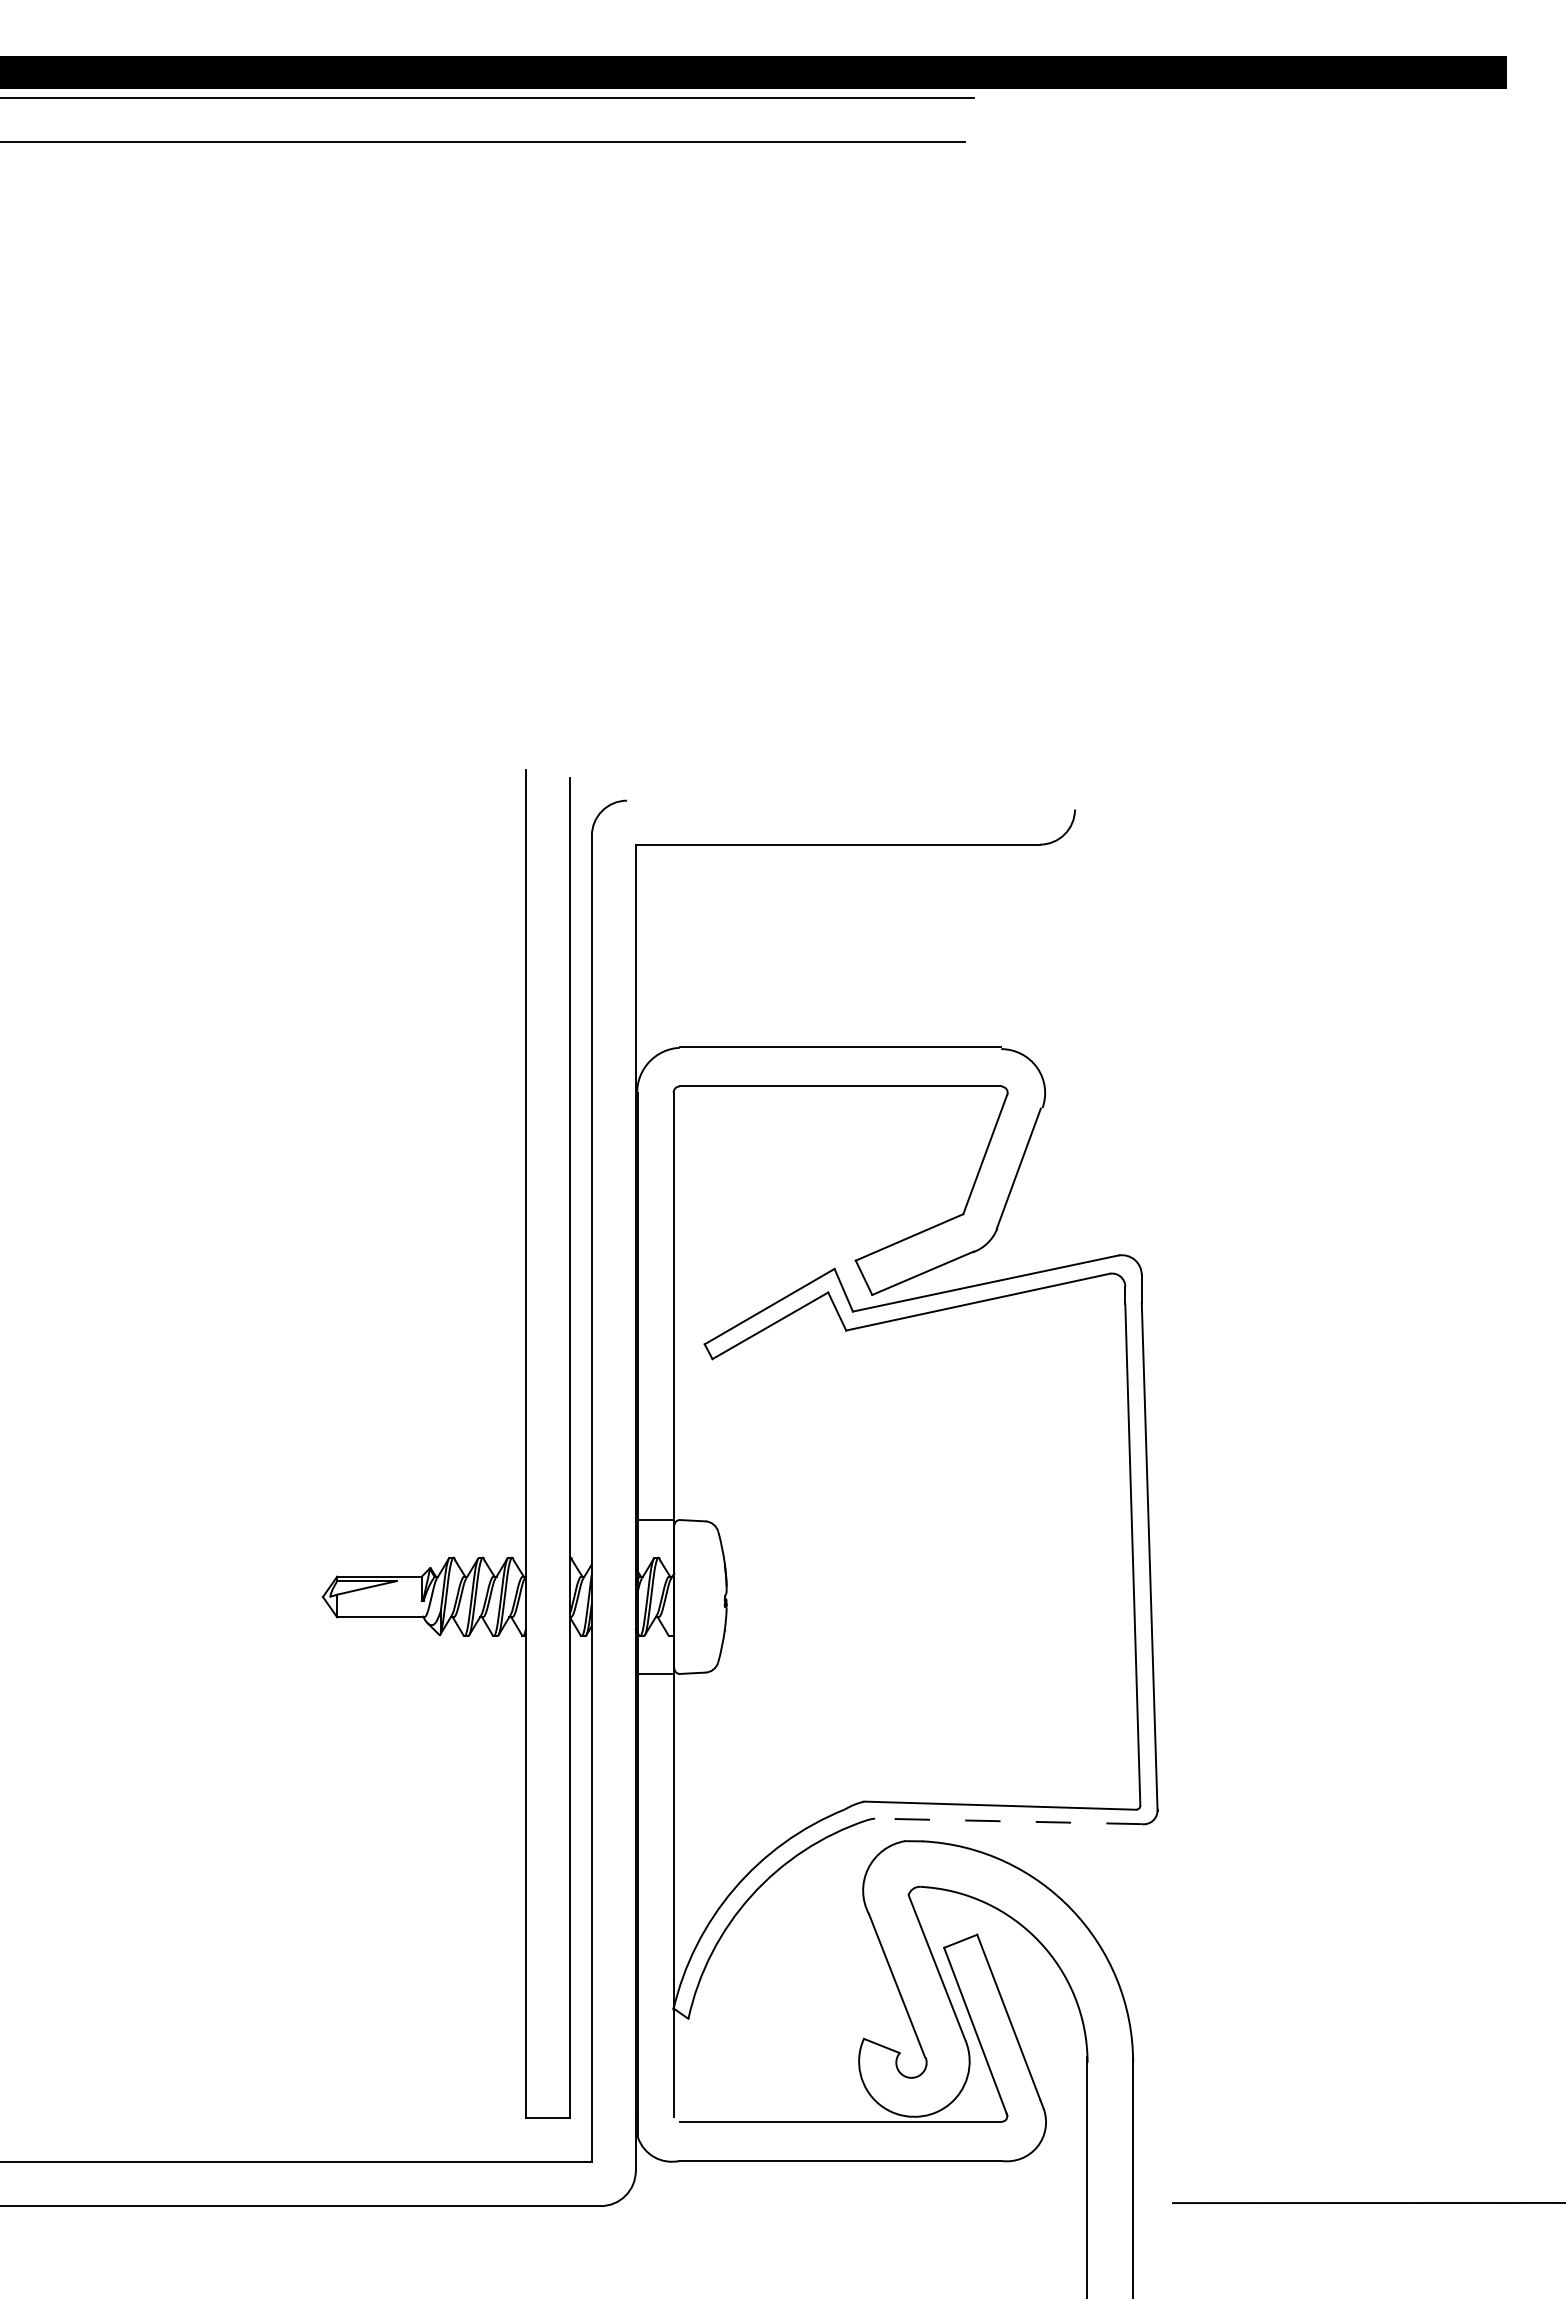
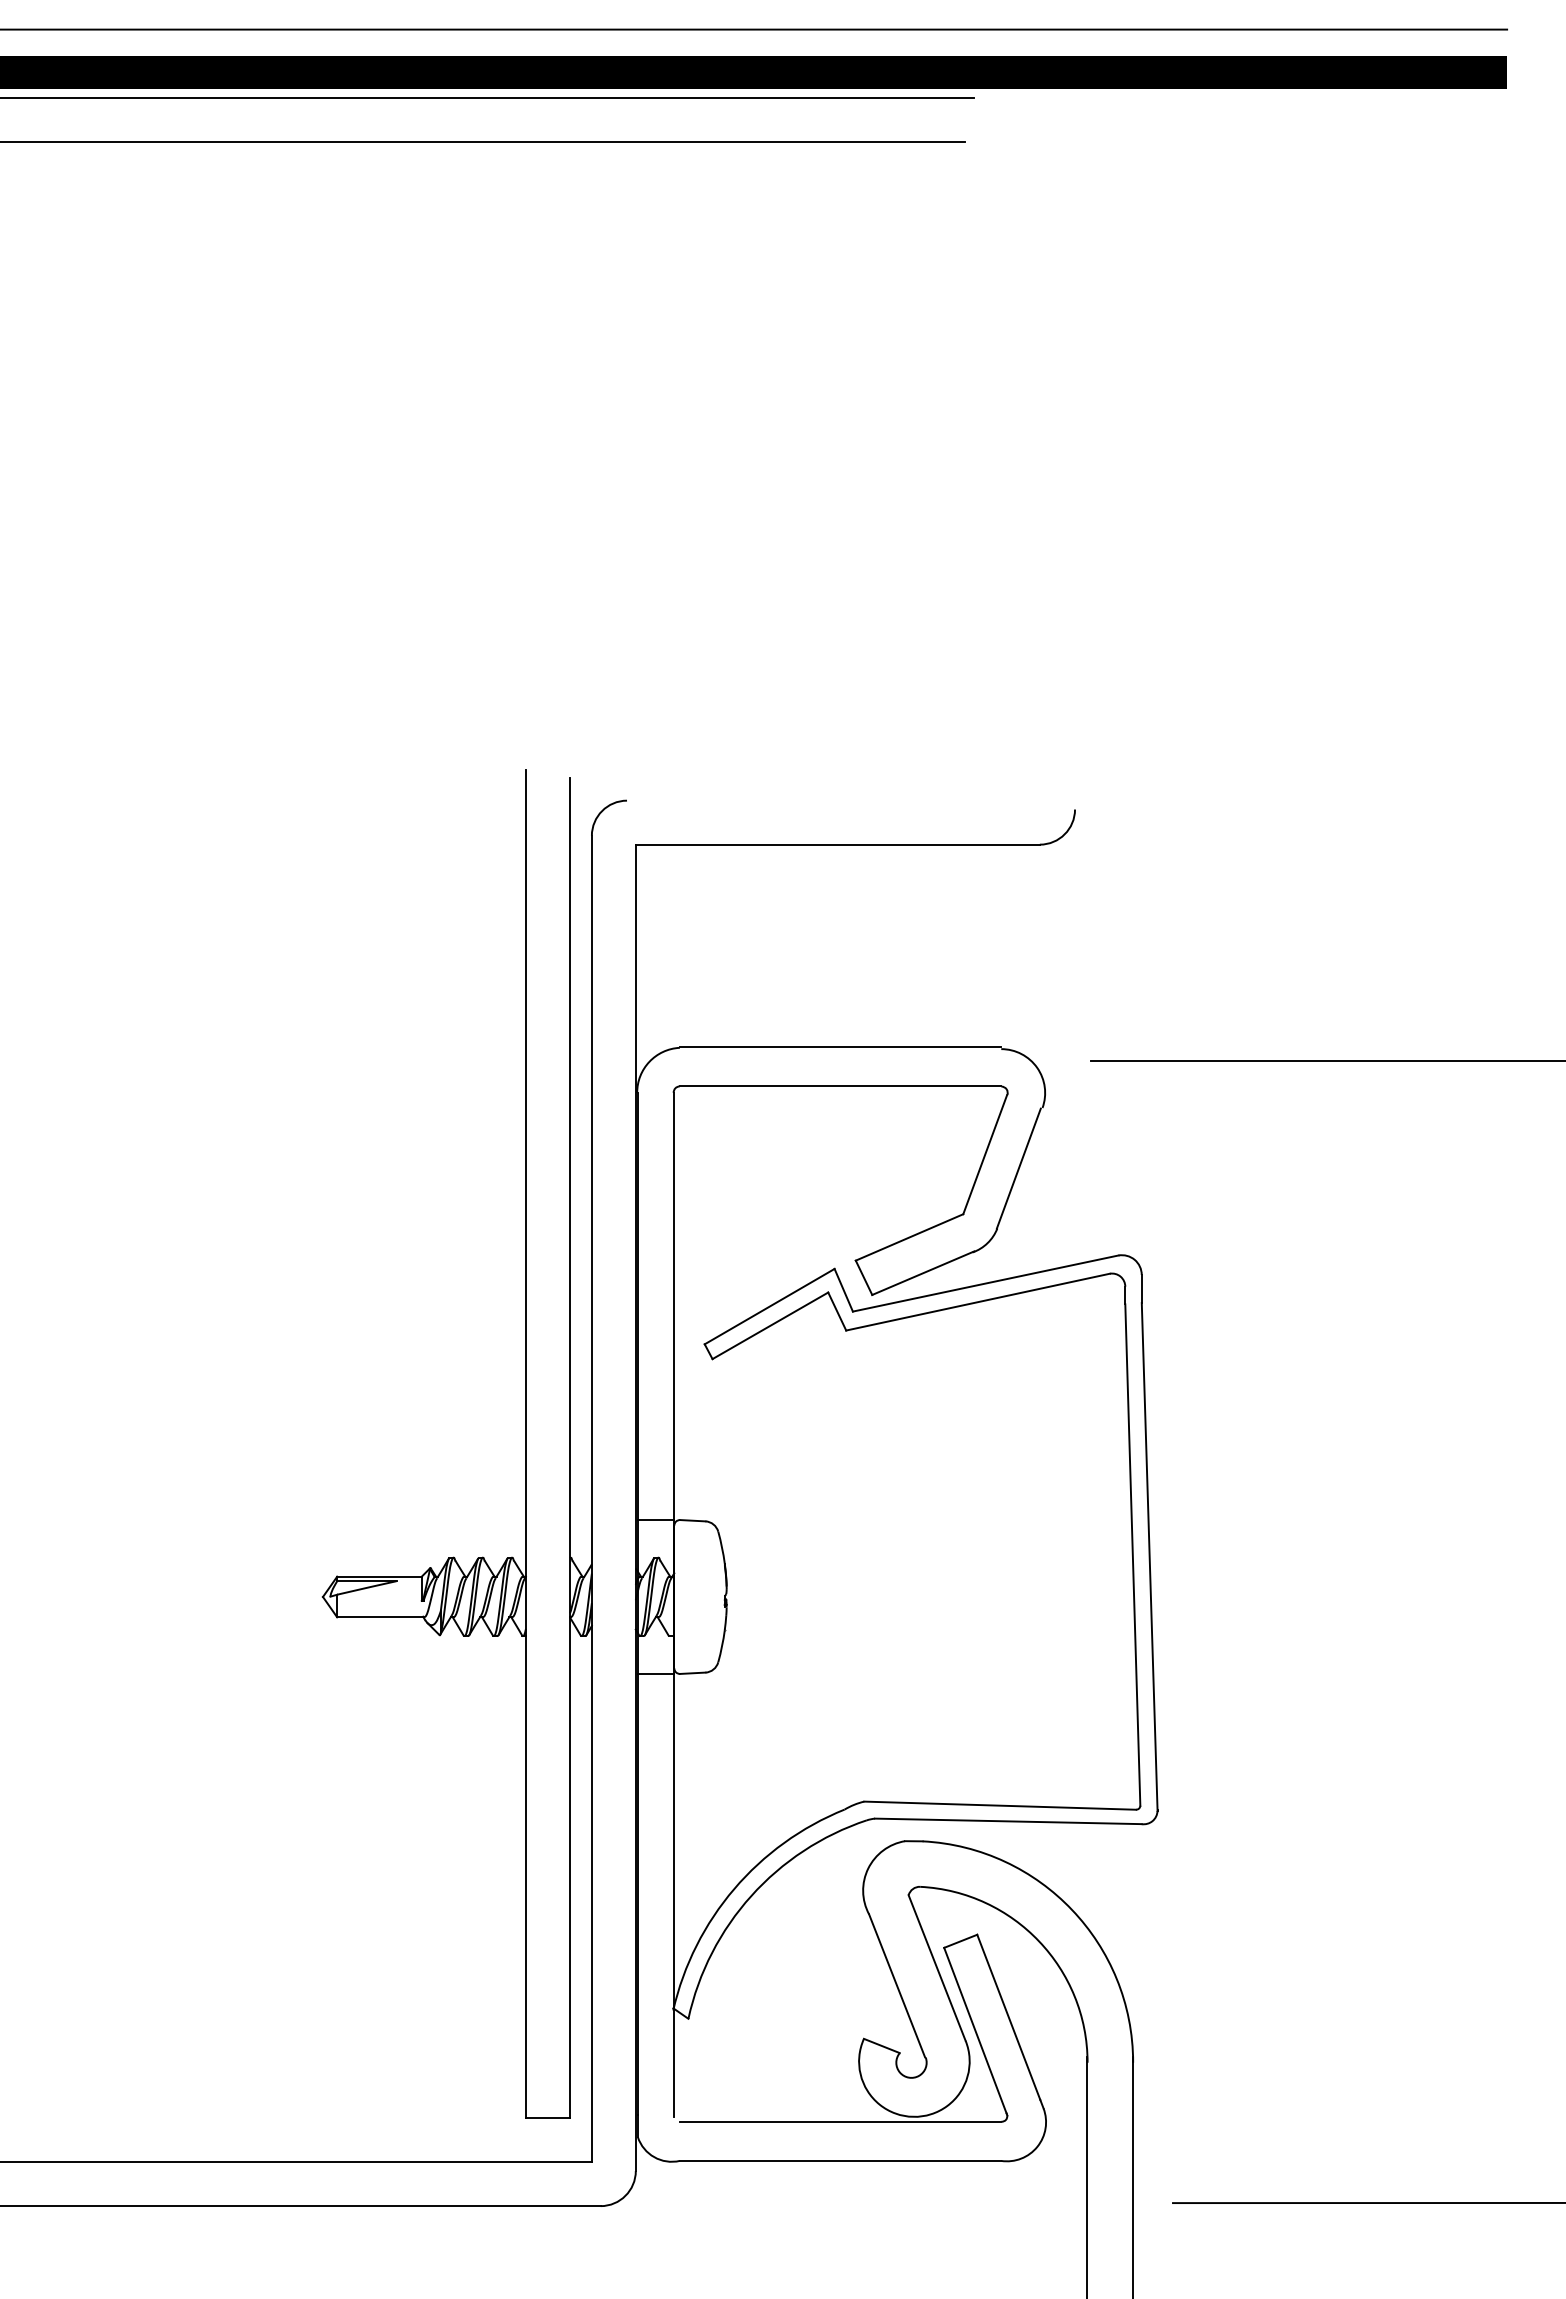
line: none -> present (754, 29)
line: none -> present (1326, 1060)
line: dashed -> solid (1007, 1821)
